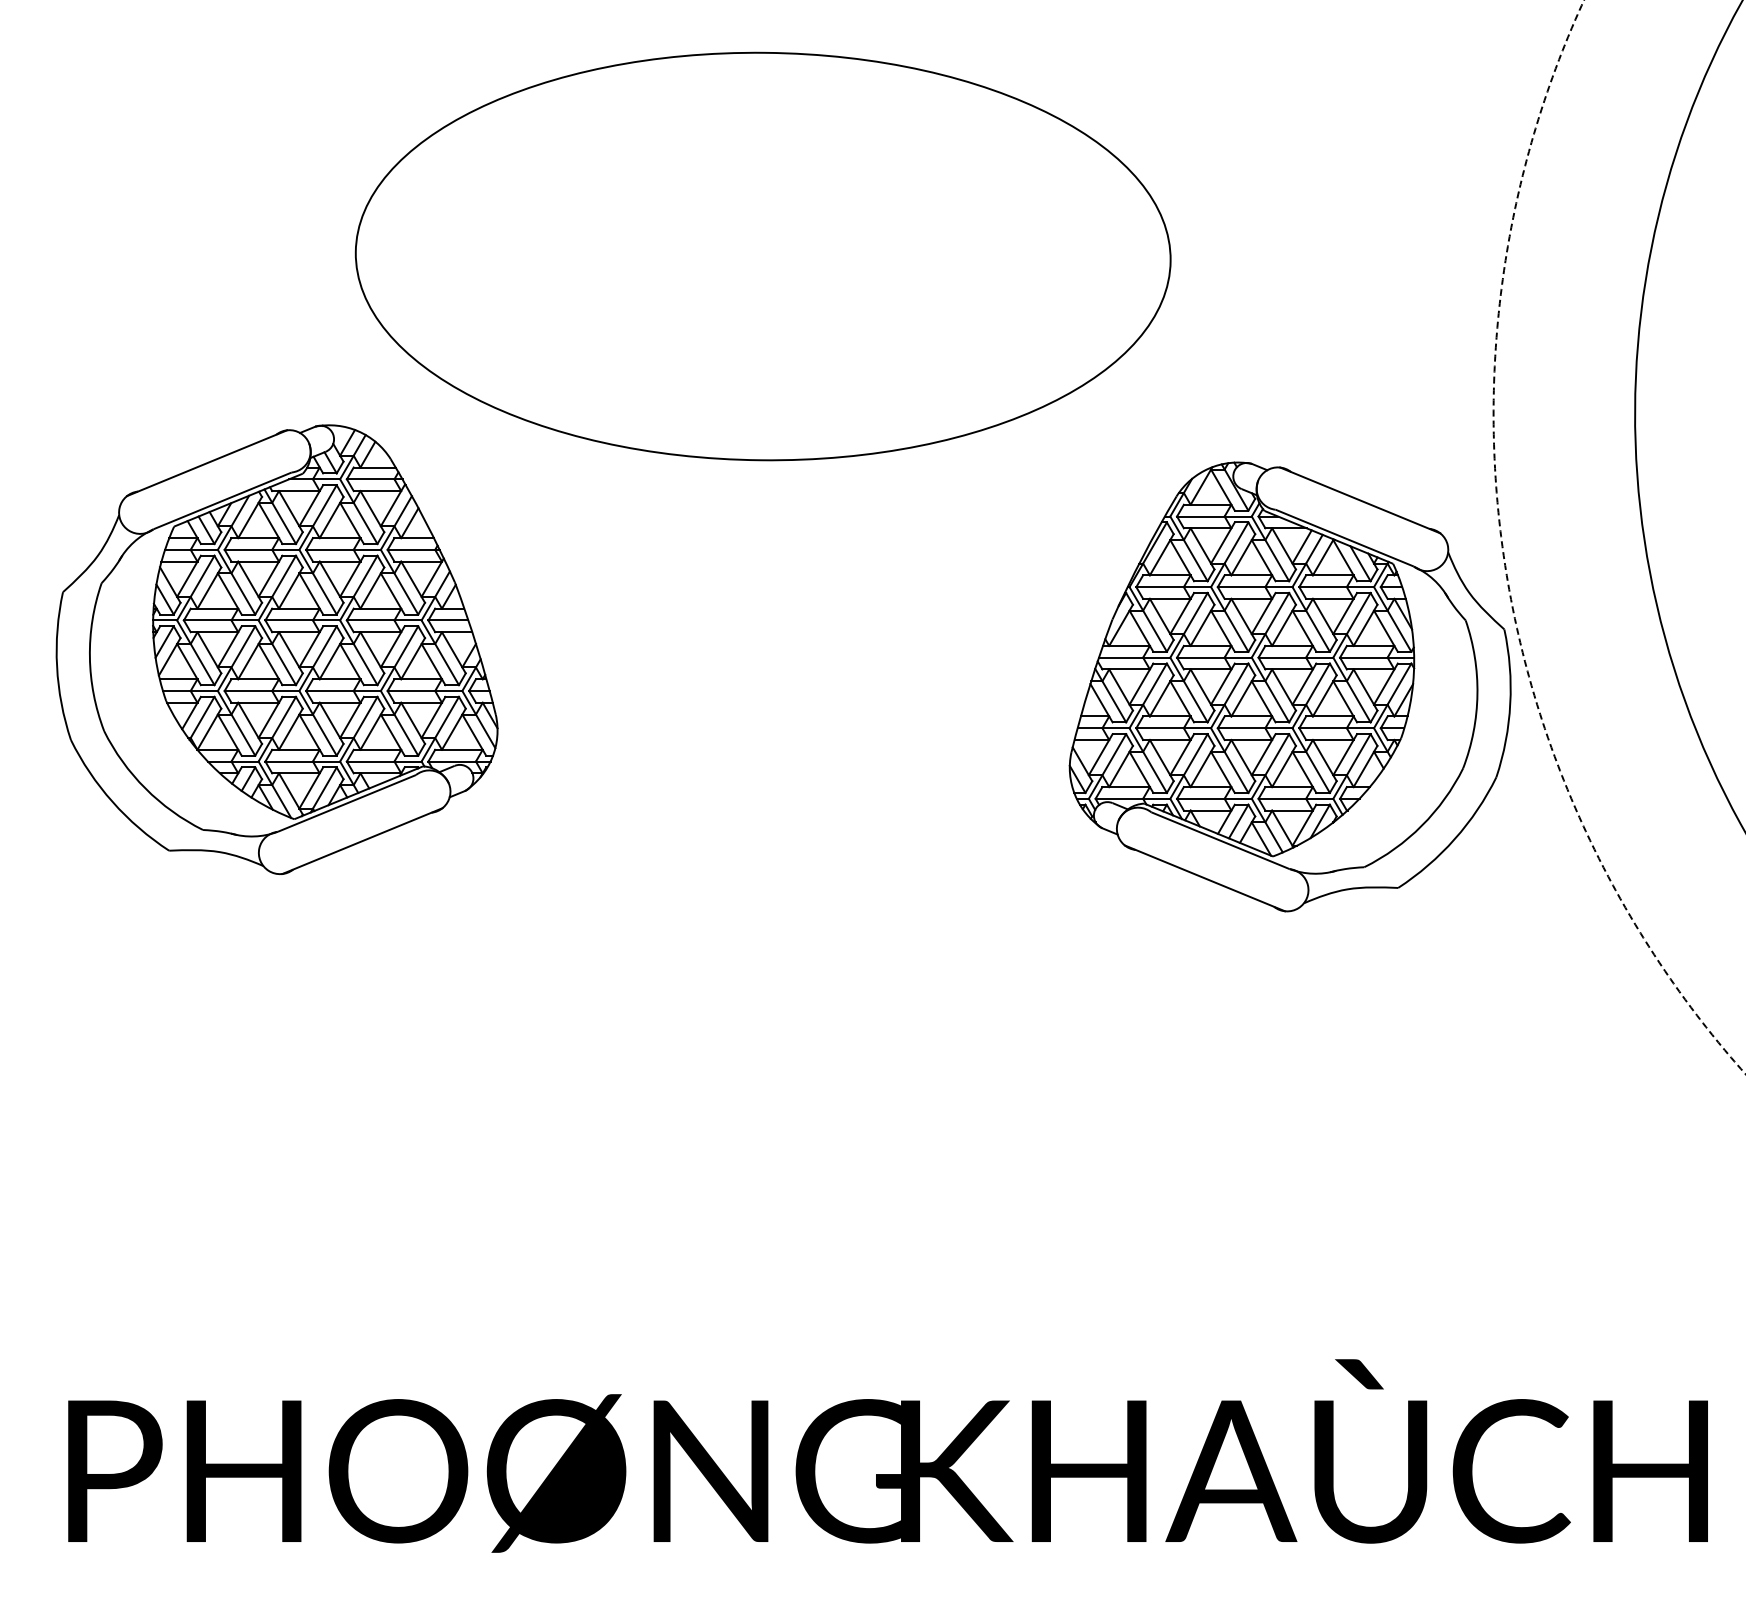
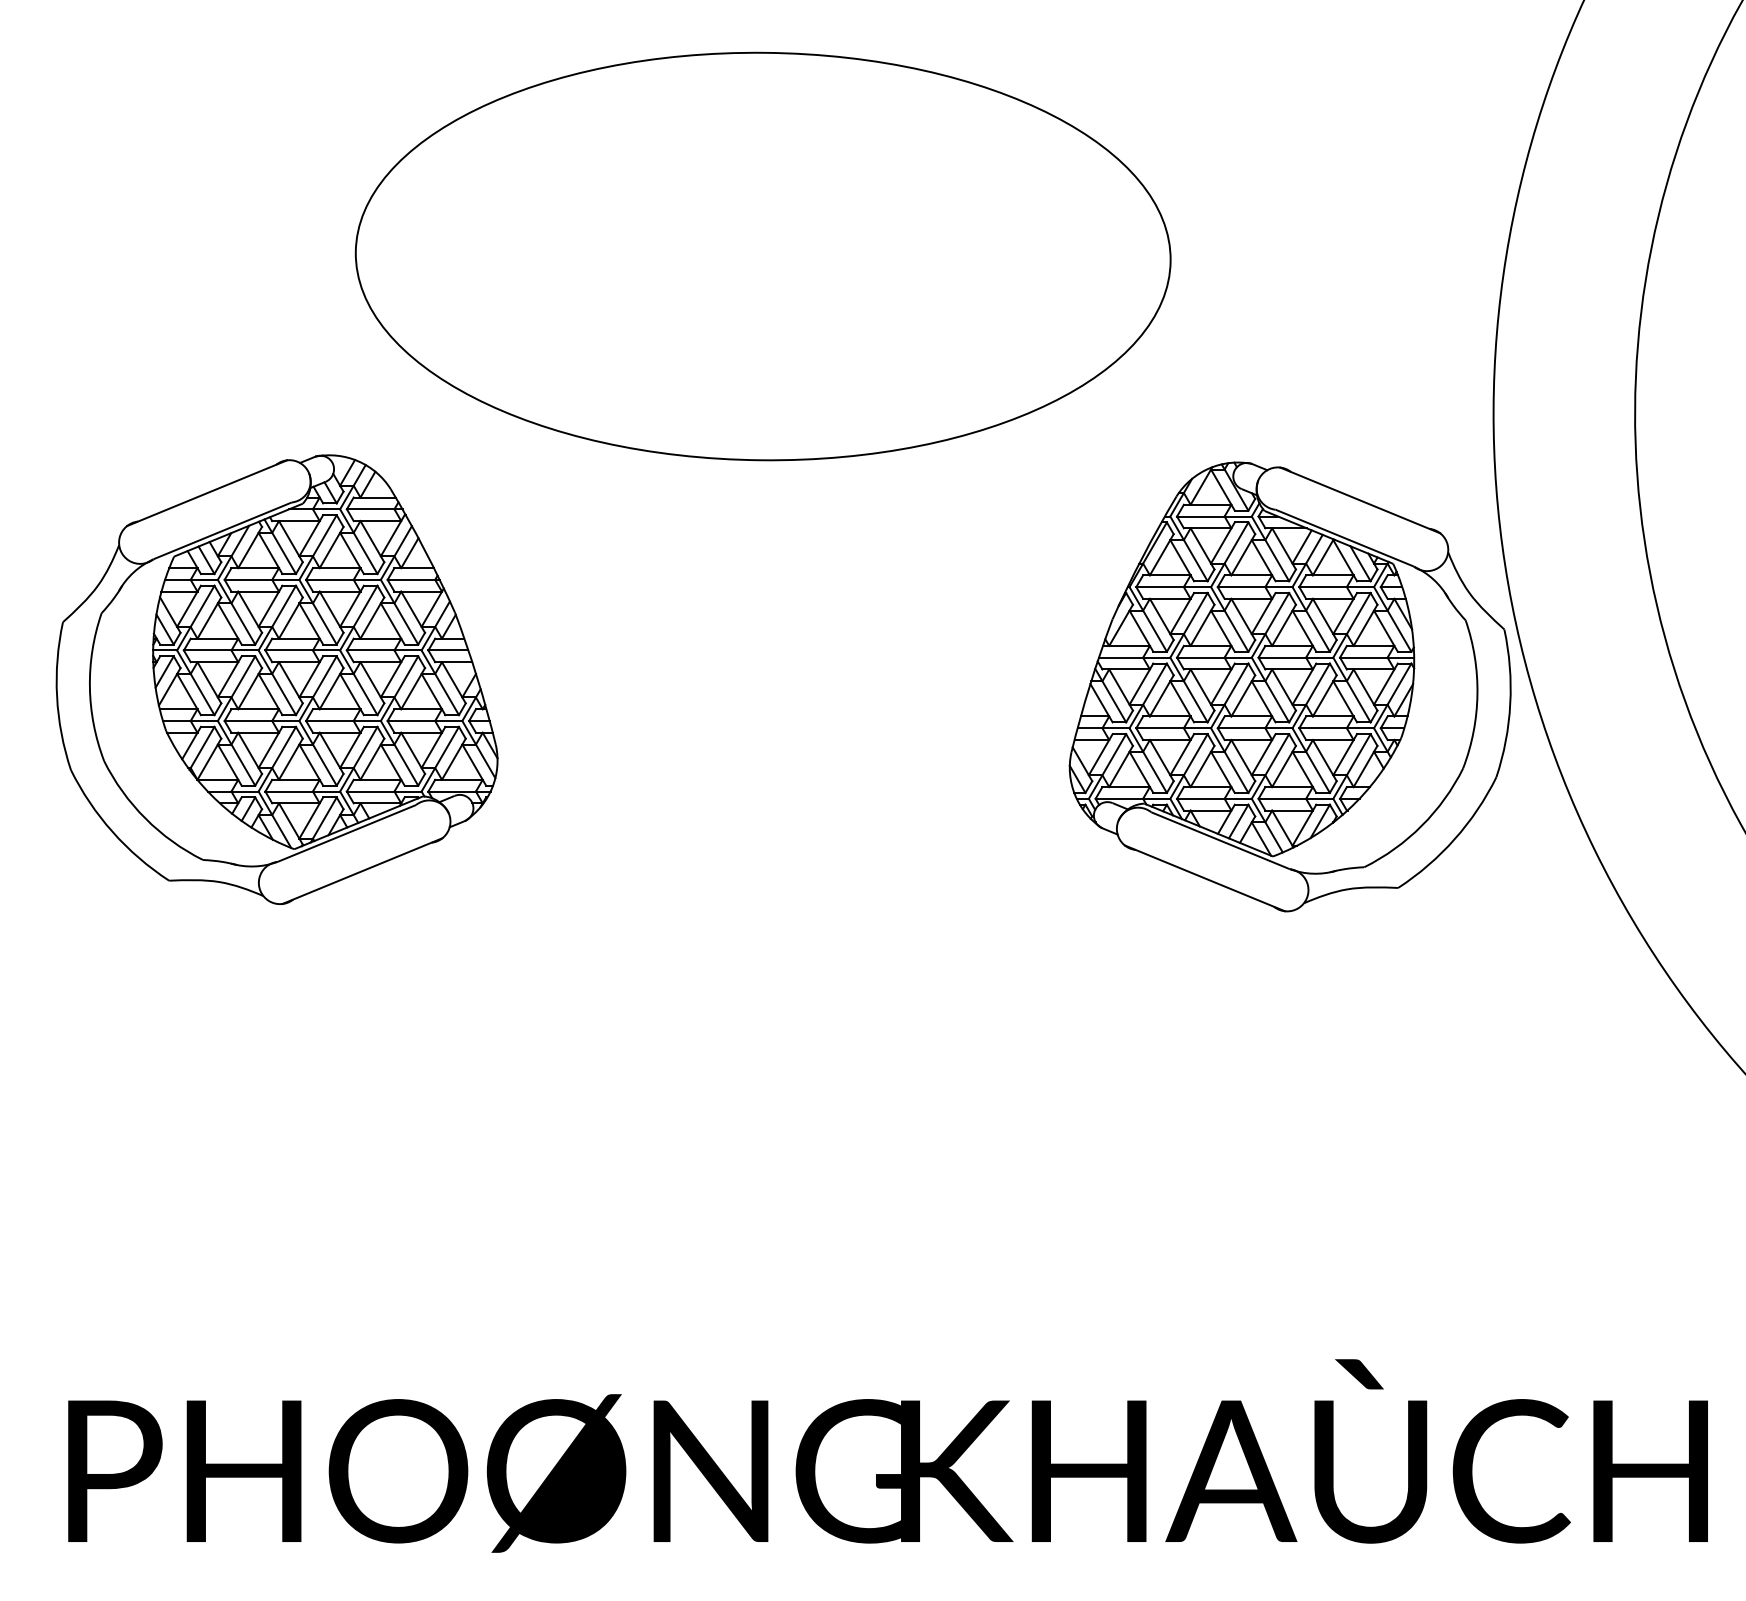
arc: dashed -> solid (1504, 558)
part position: (276, 649) -> (276, 679) (276, 679)
